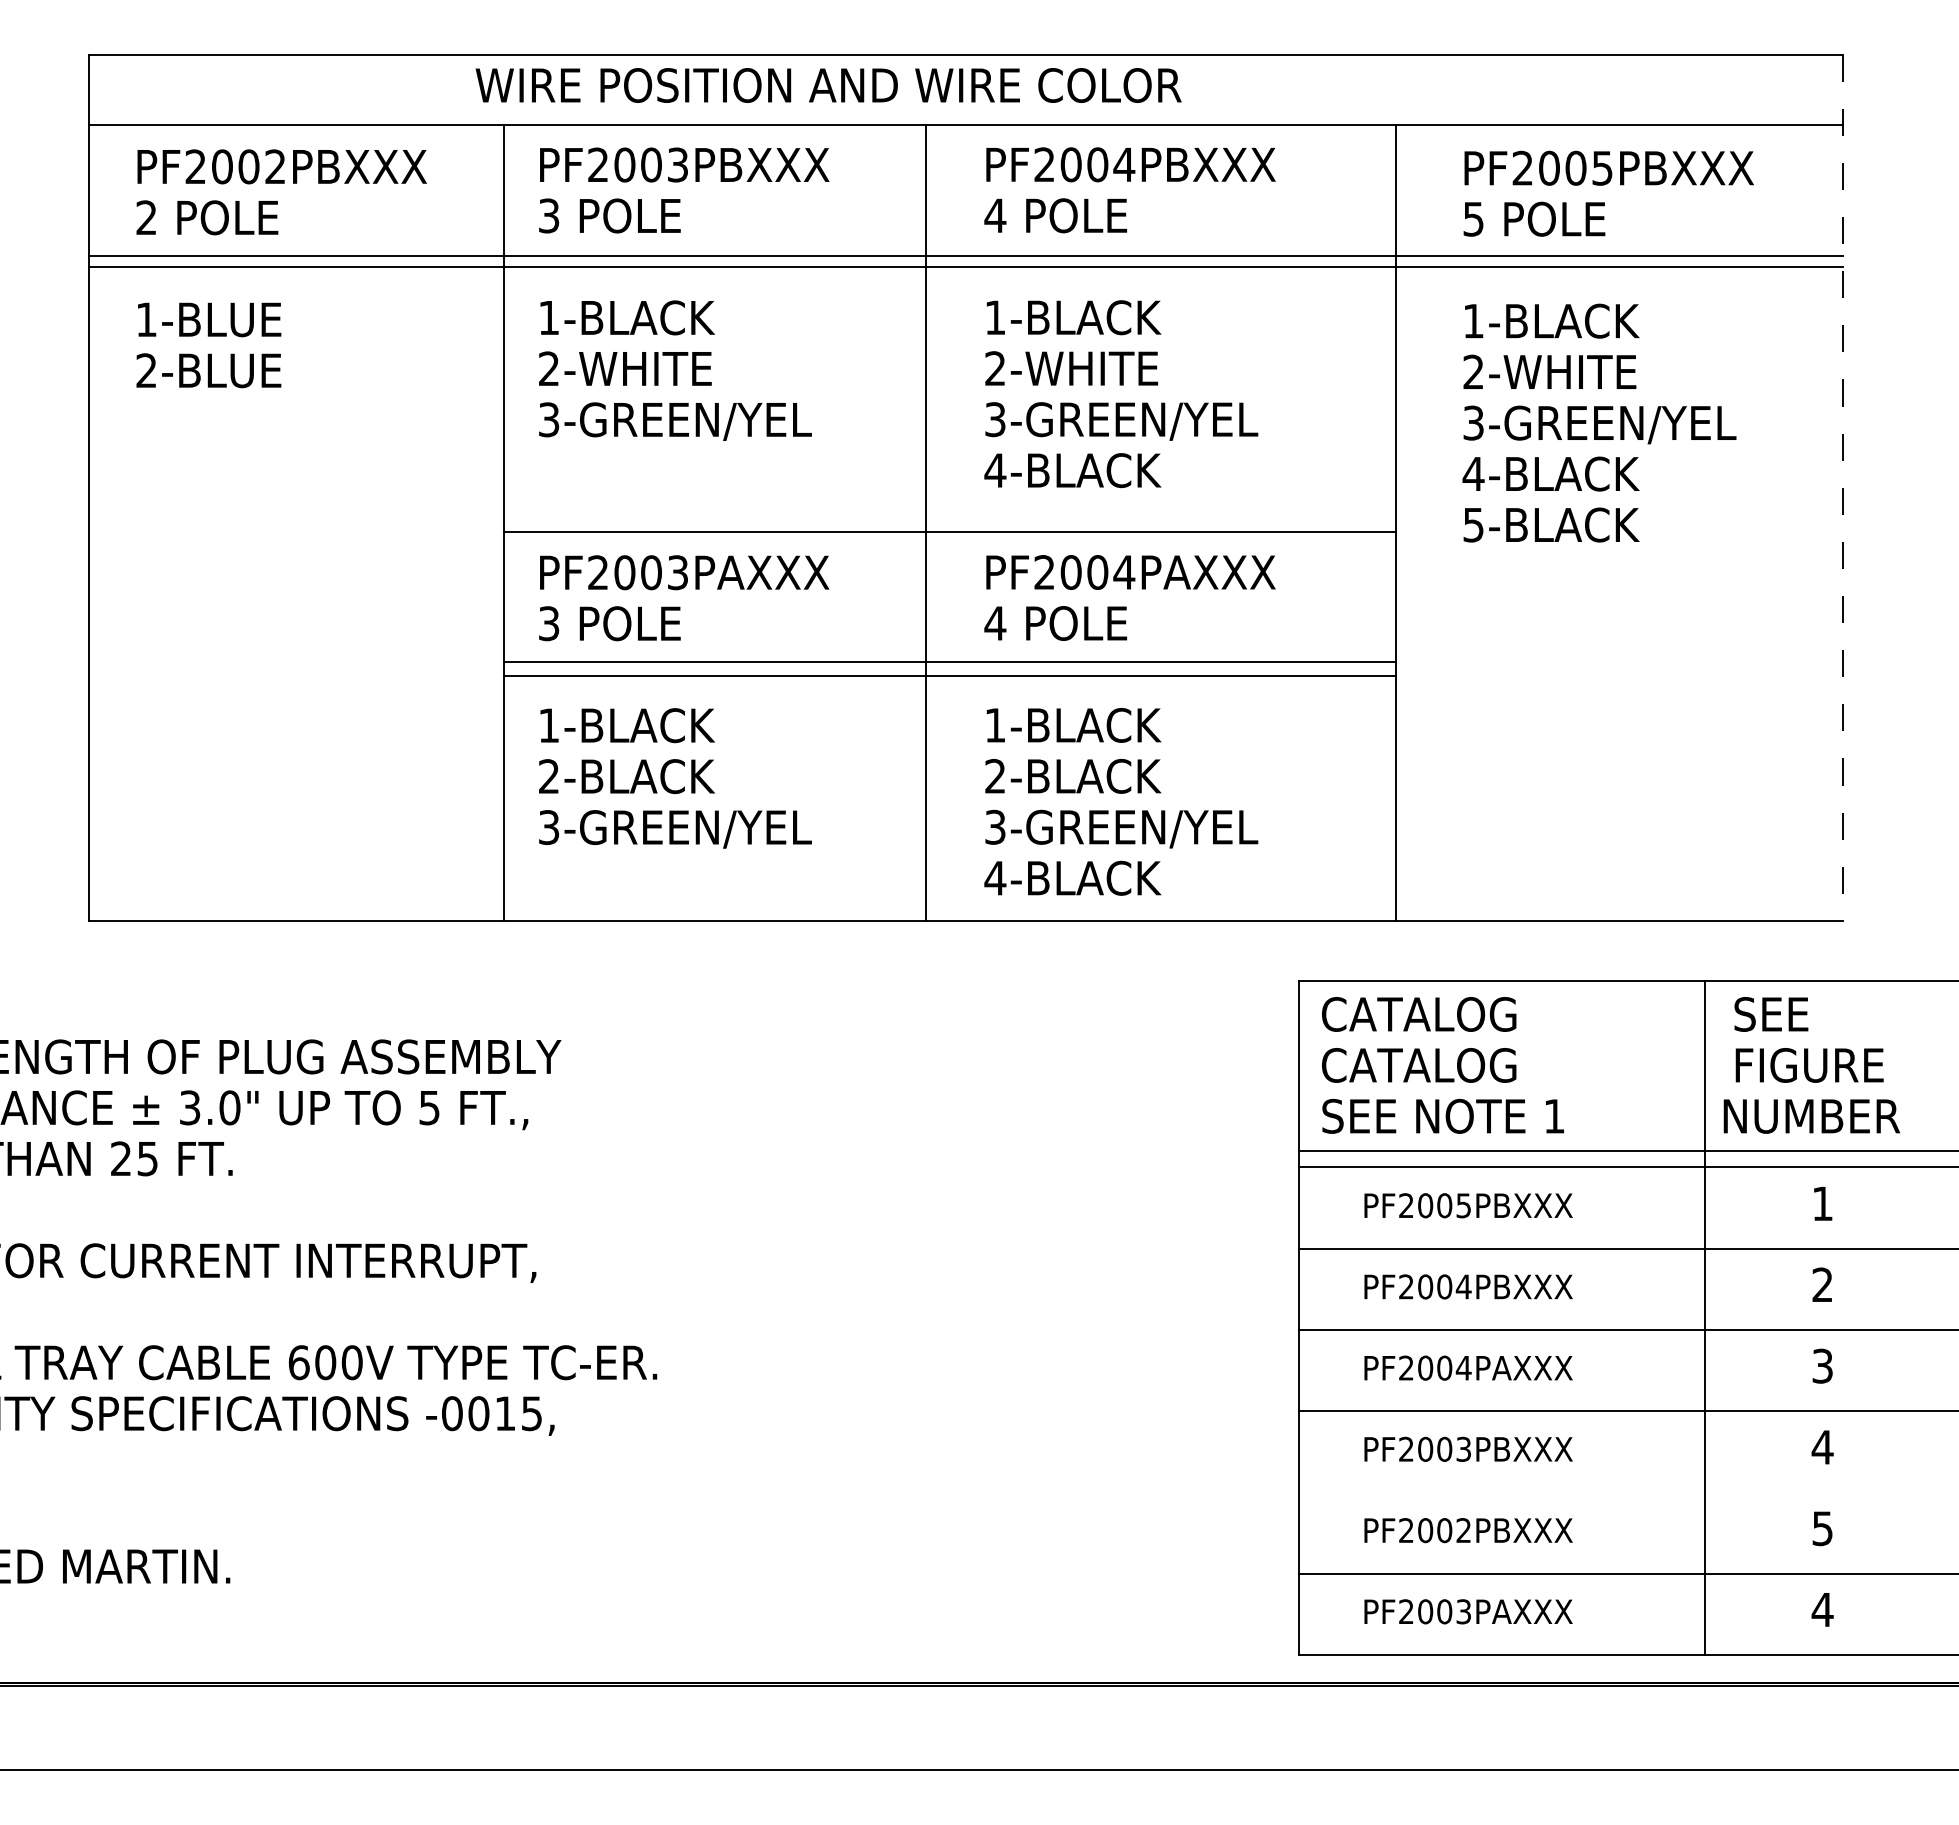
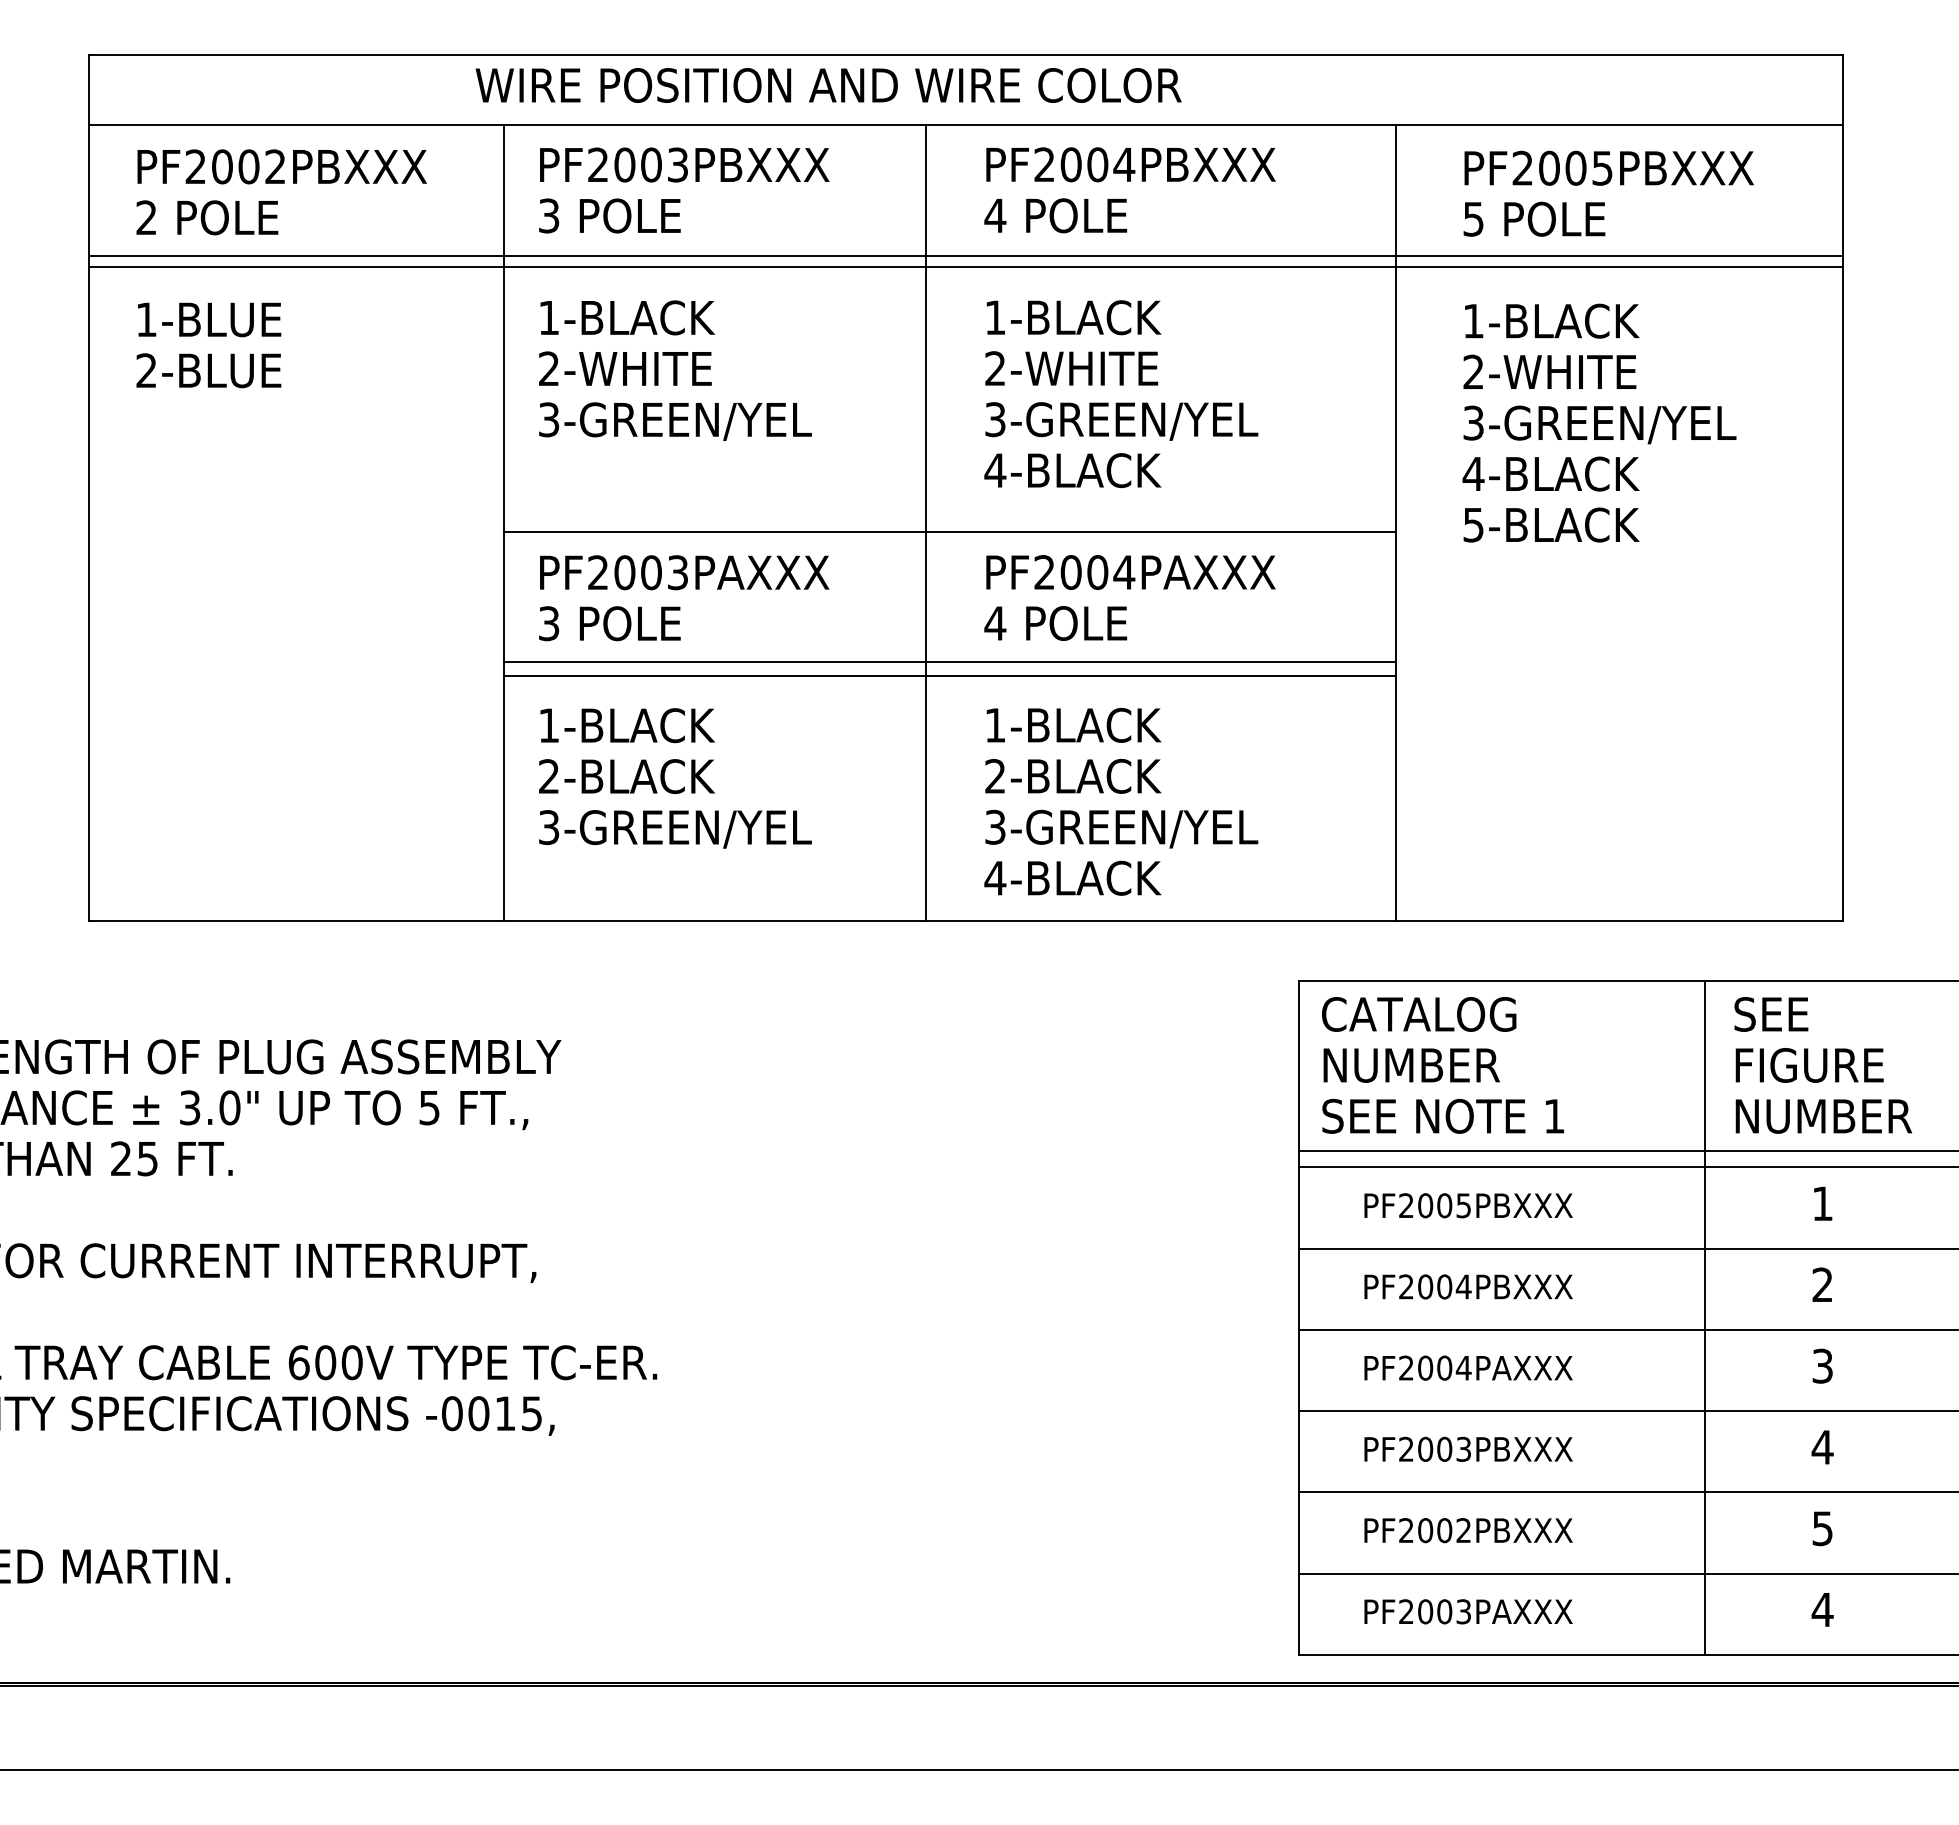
line: dashed -> solid (1842, 488)
text: CATALOG -> NUMBER (1419, 1065)
text position: (1811, 1116) -> (1823, 1116) (1823, 1116)
line: none -> present (1627, 1492)
